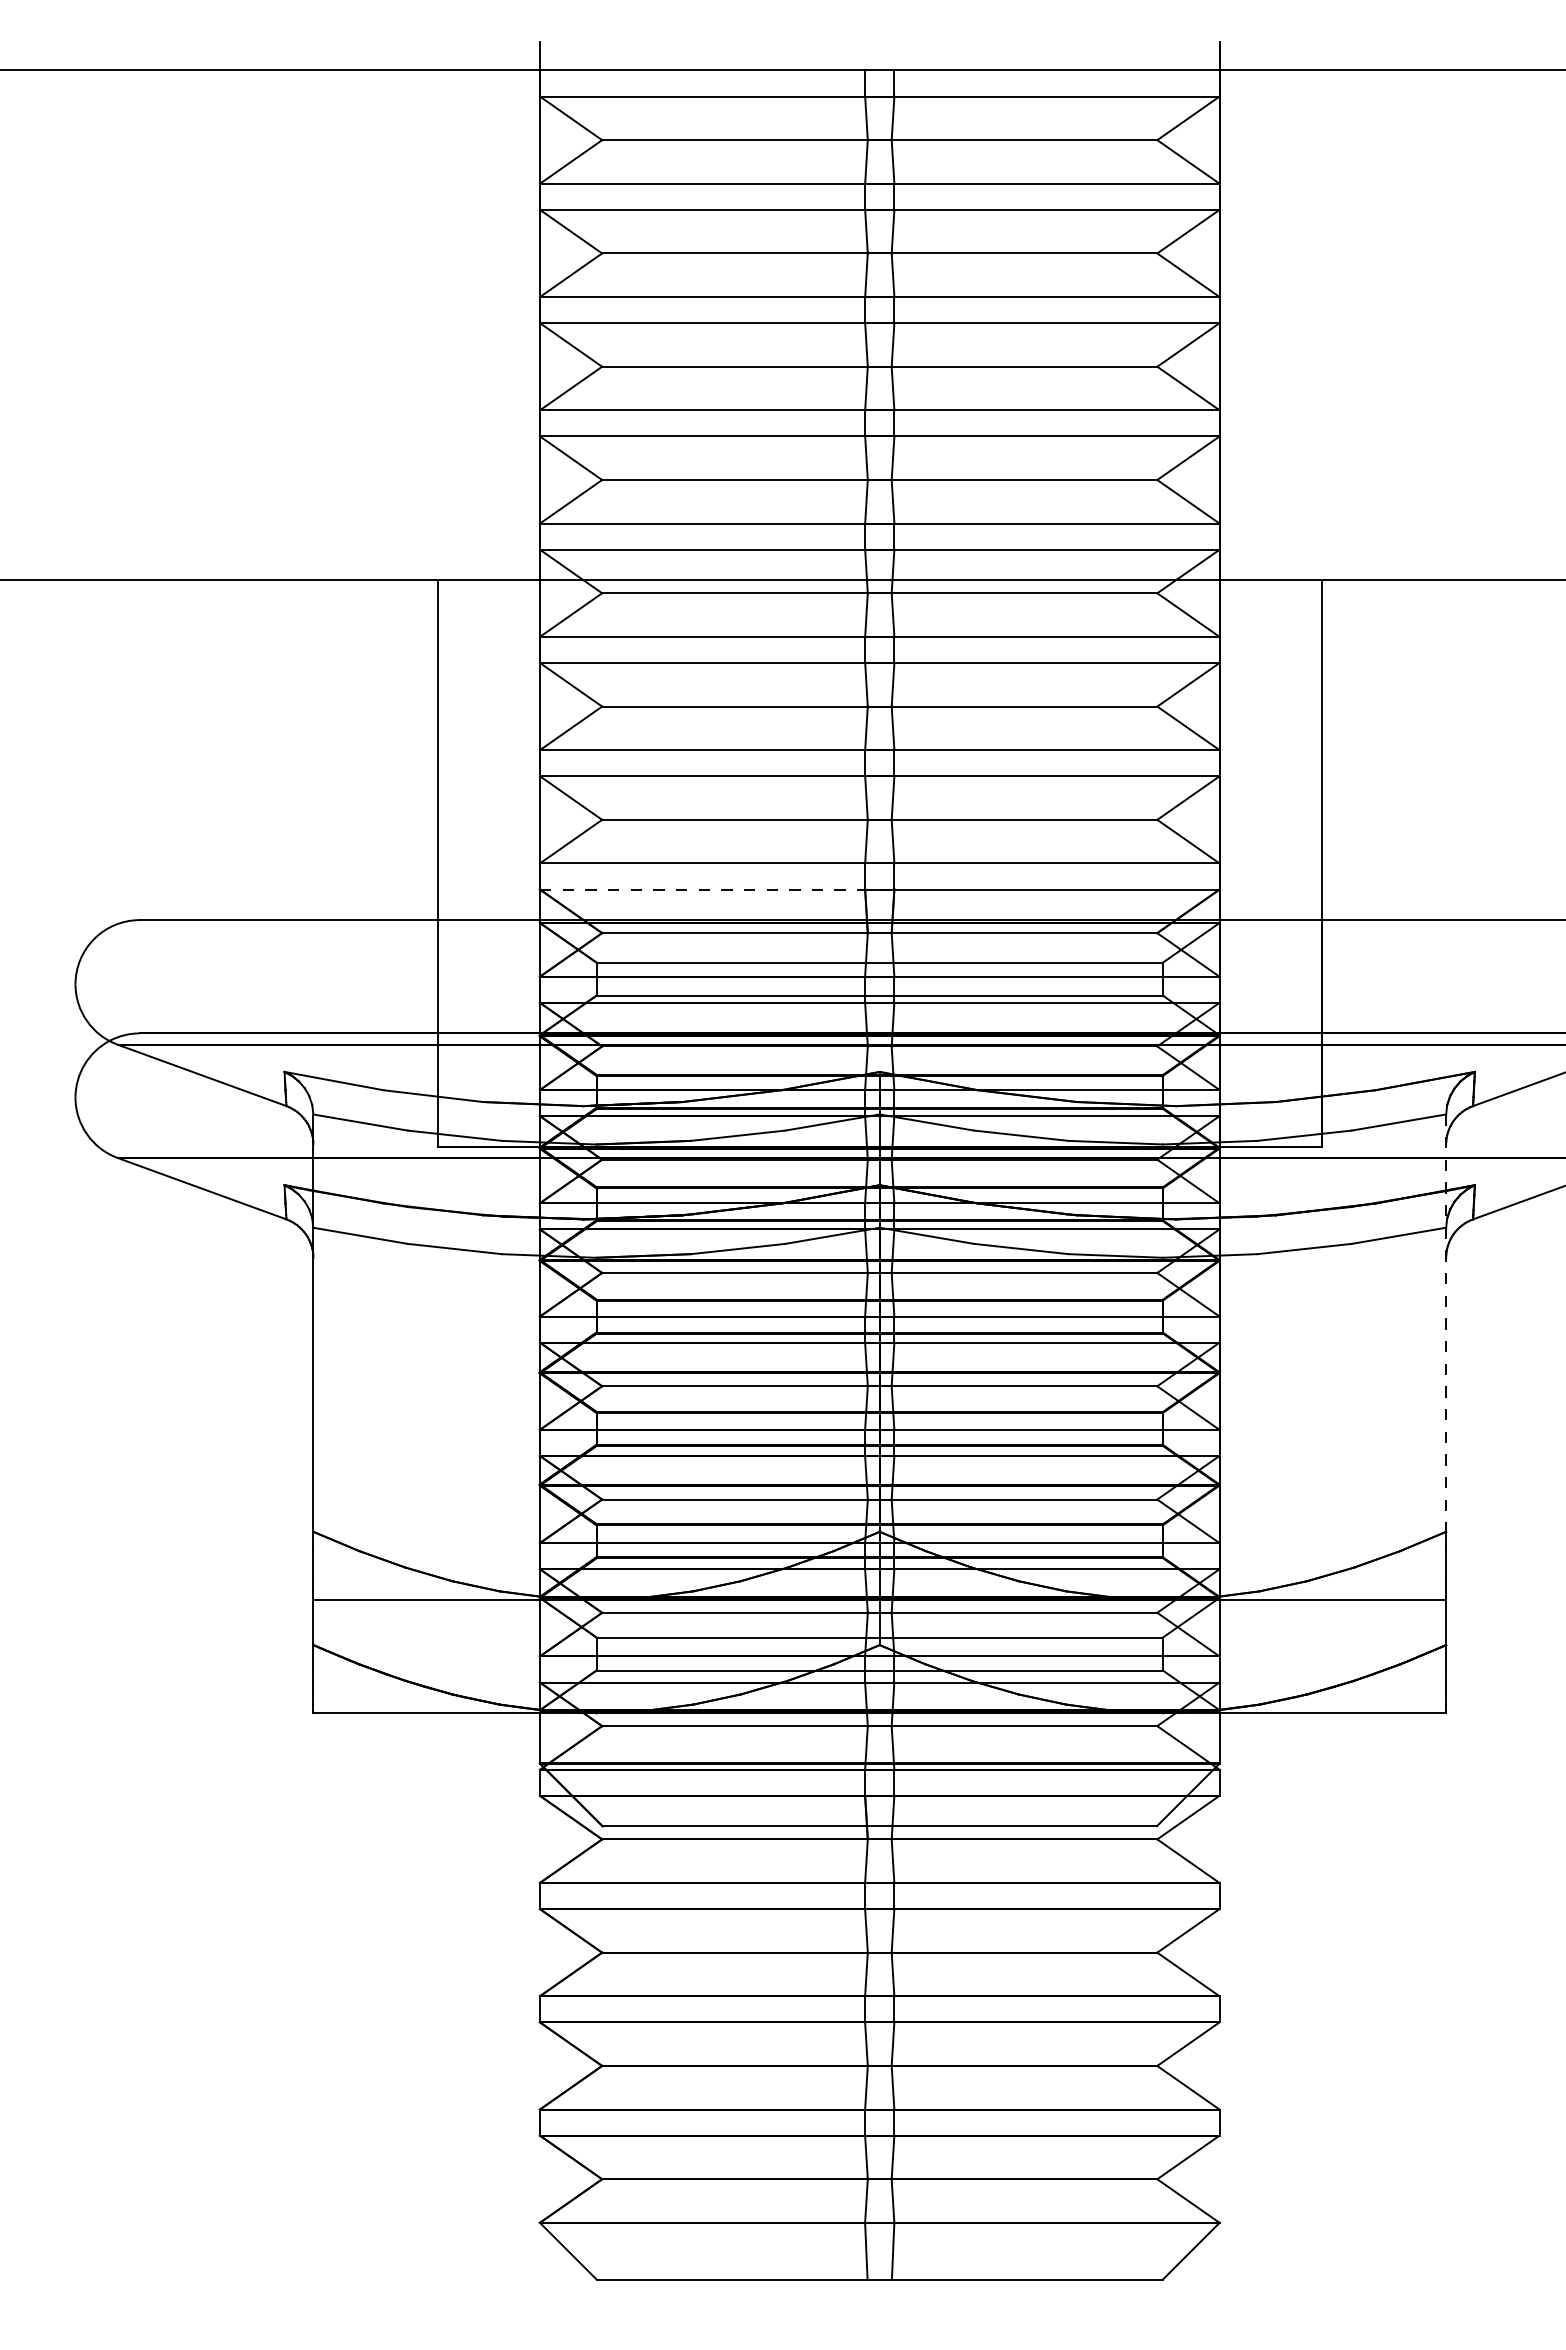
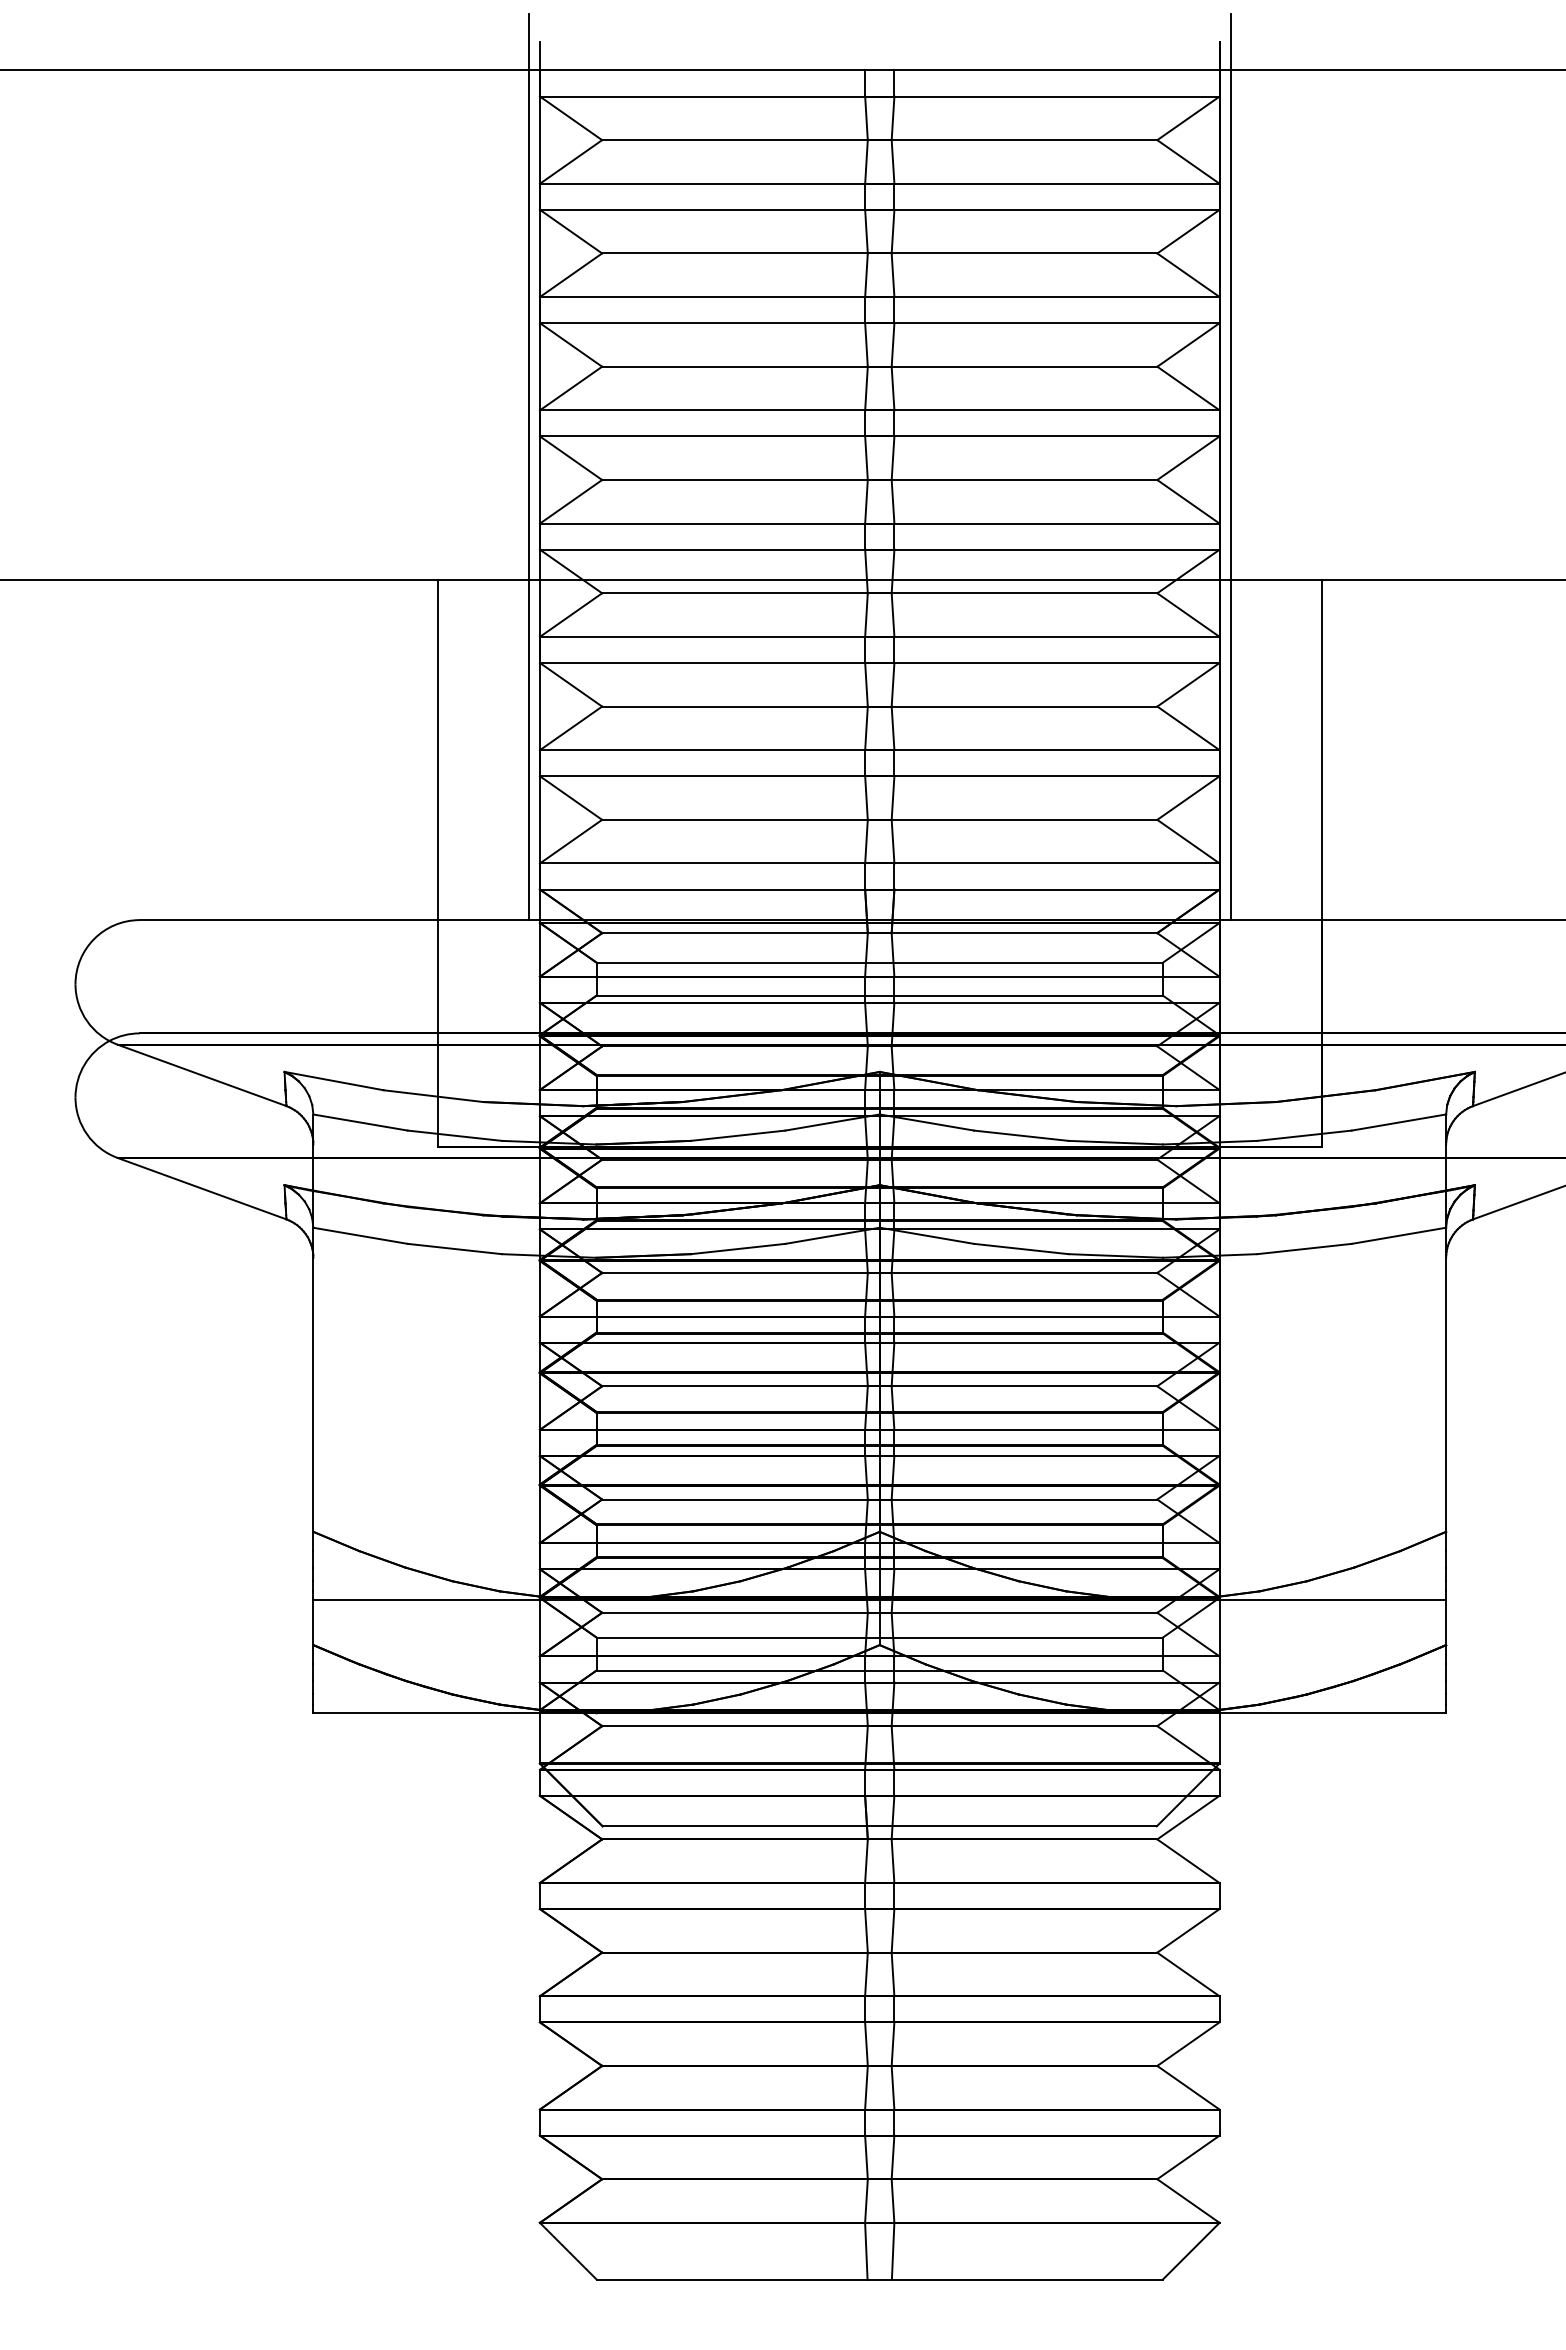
line: none -> present (528, 466)
line: none -> present (1230, 466)
line: dashed -> solid (717, 889)
line: dashed -> solid (1446, 1323)
